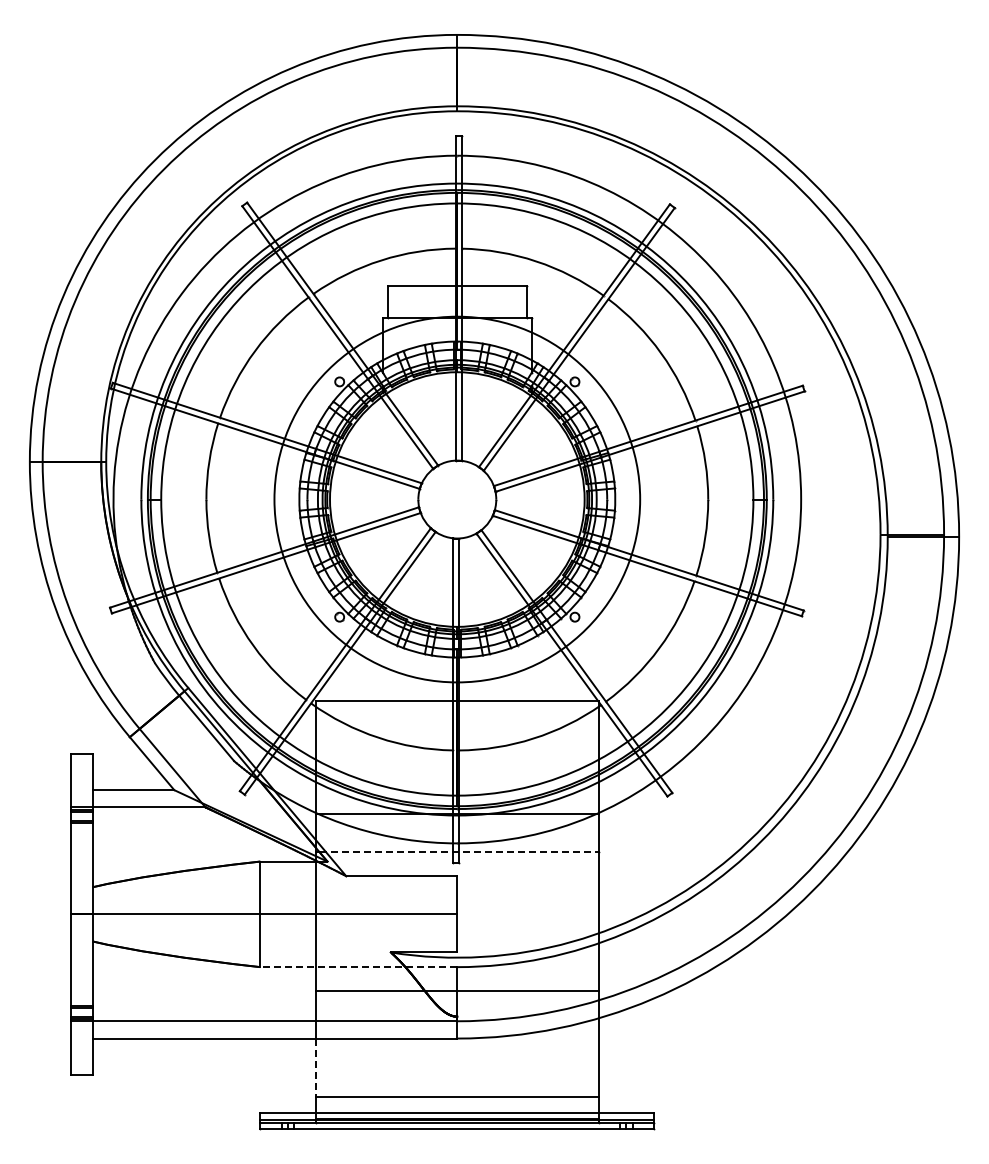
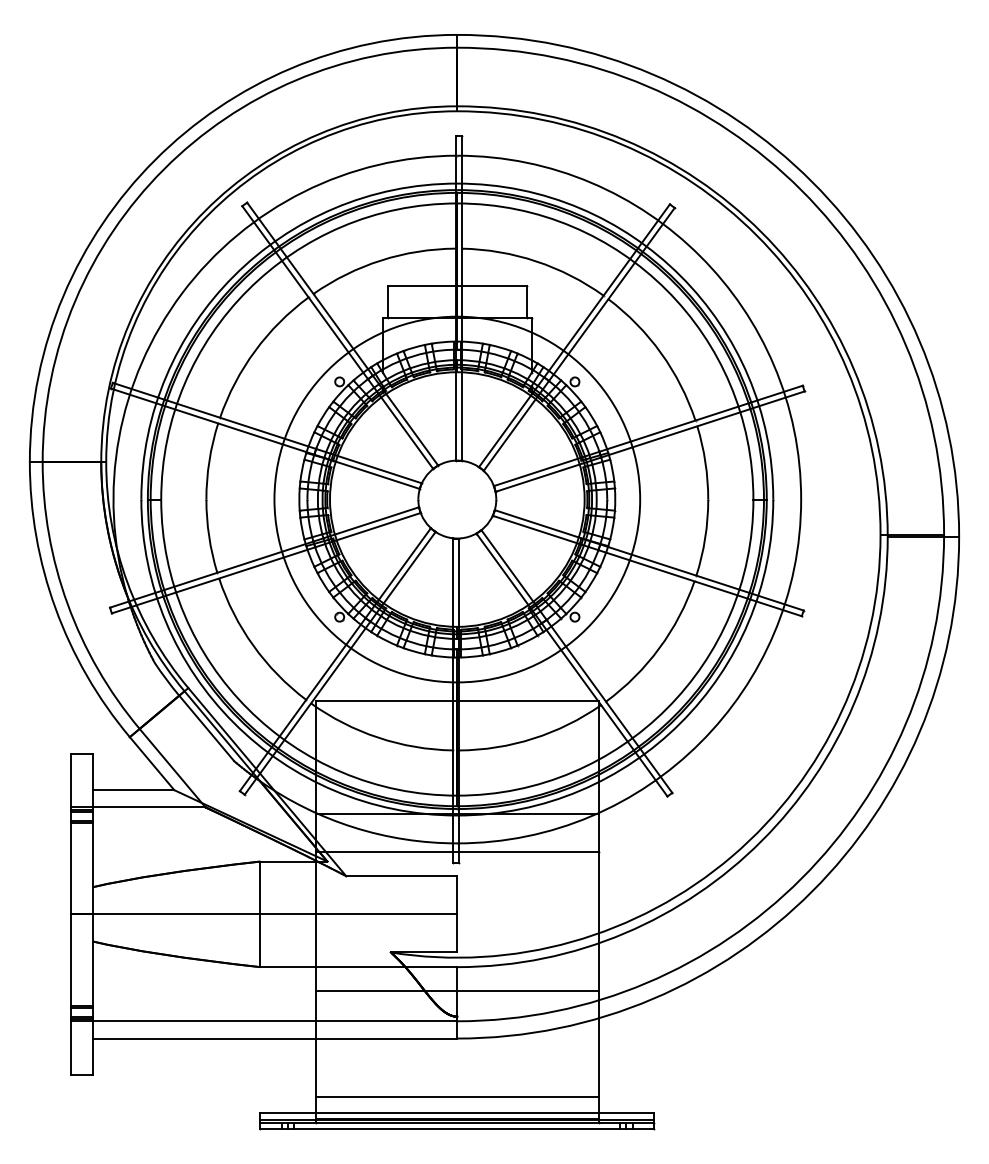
line: dashed -> solid (459, 852)
line: dashed -> solid (358, 967)
line: dashed -> solid (316, 1068)
